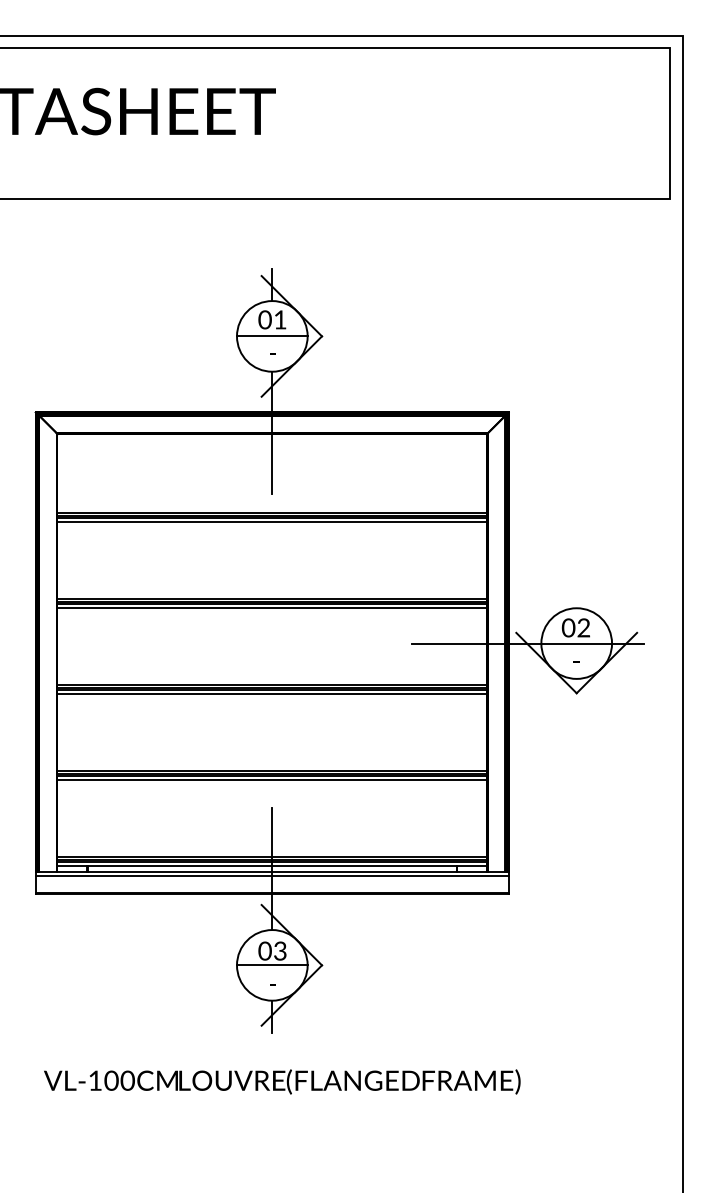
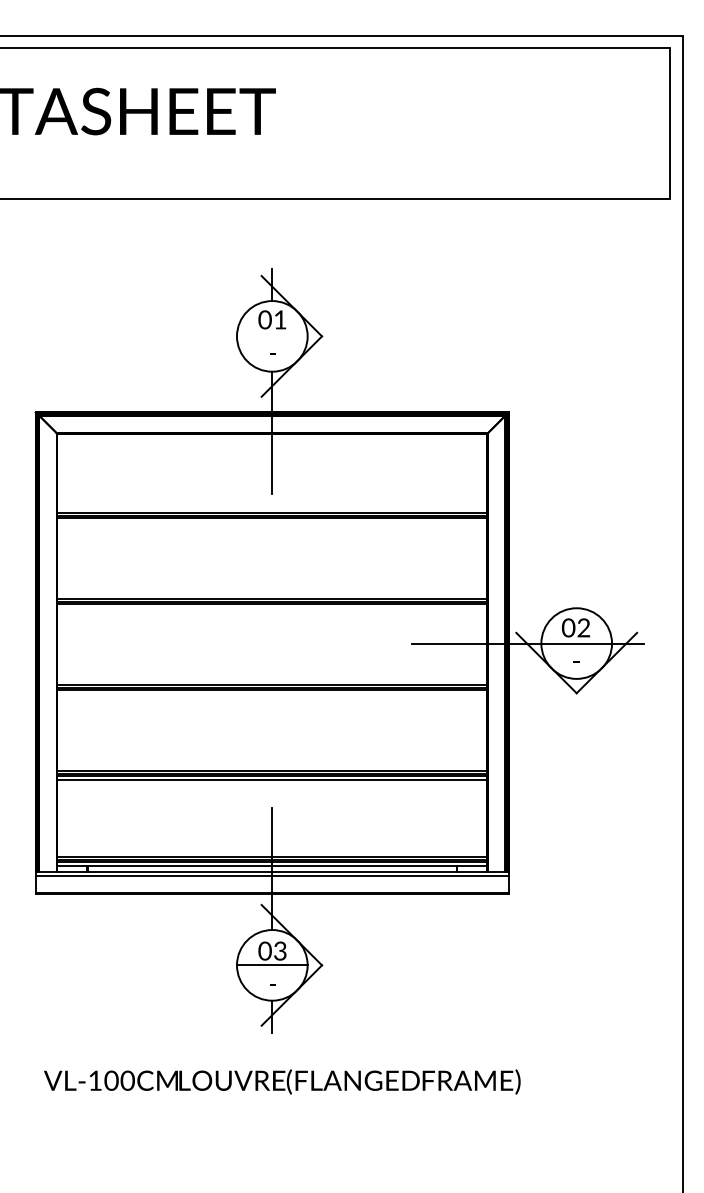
line: present -> none (272, 336)
line: present -> none (272, 522)
line: present -> none (272, 608)
line: present -> none (272, 694)
